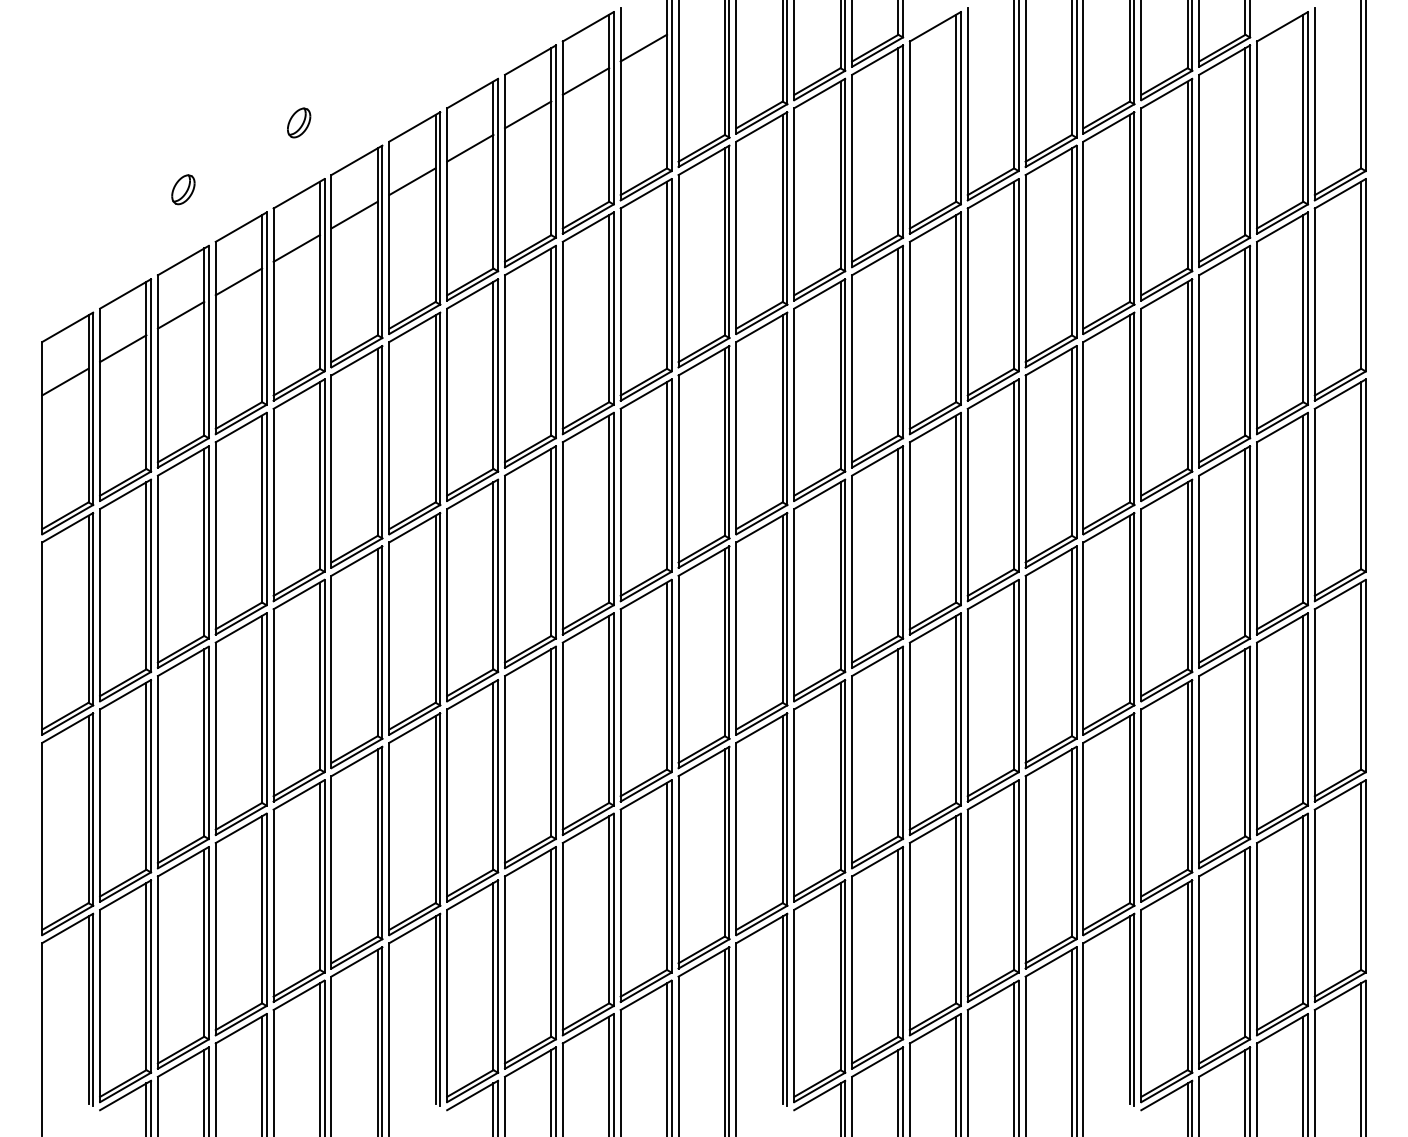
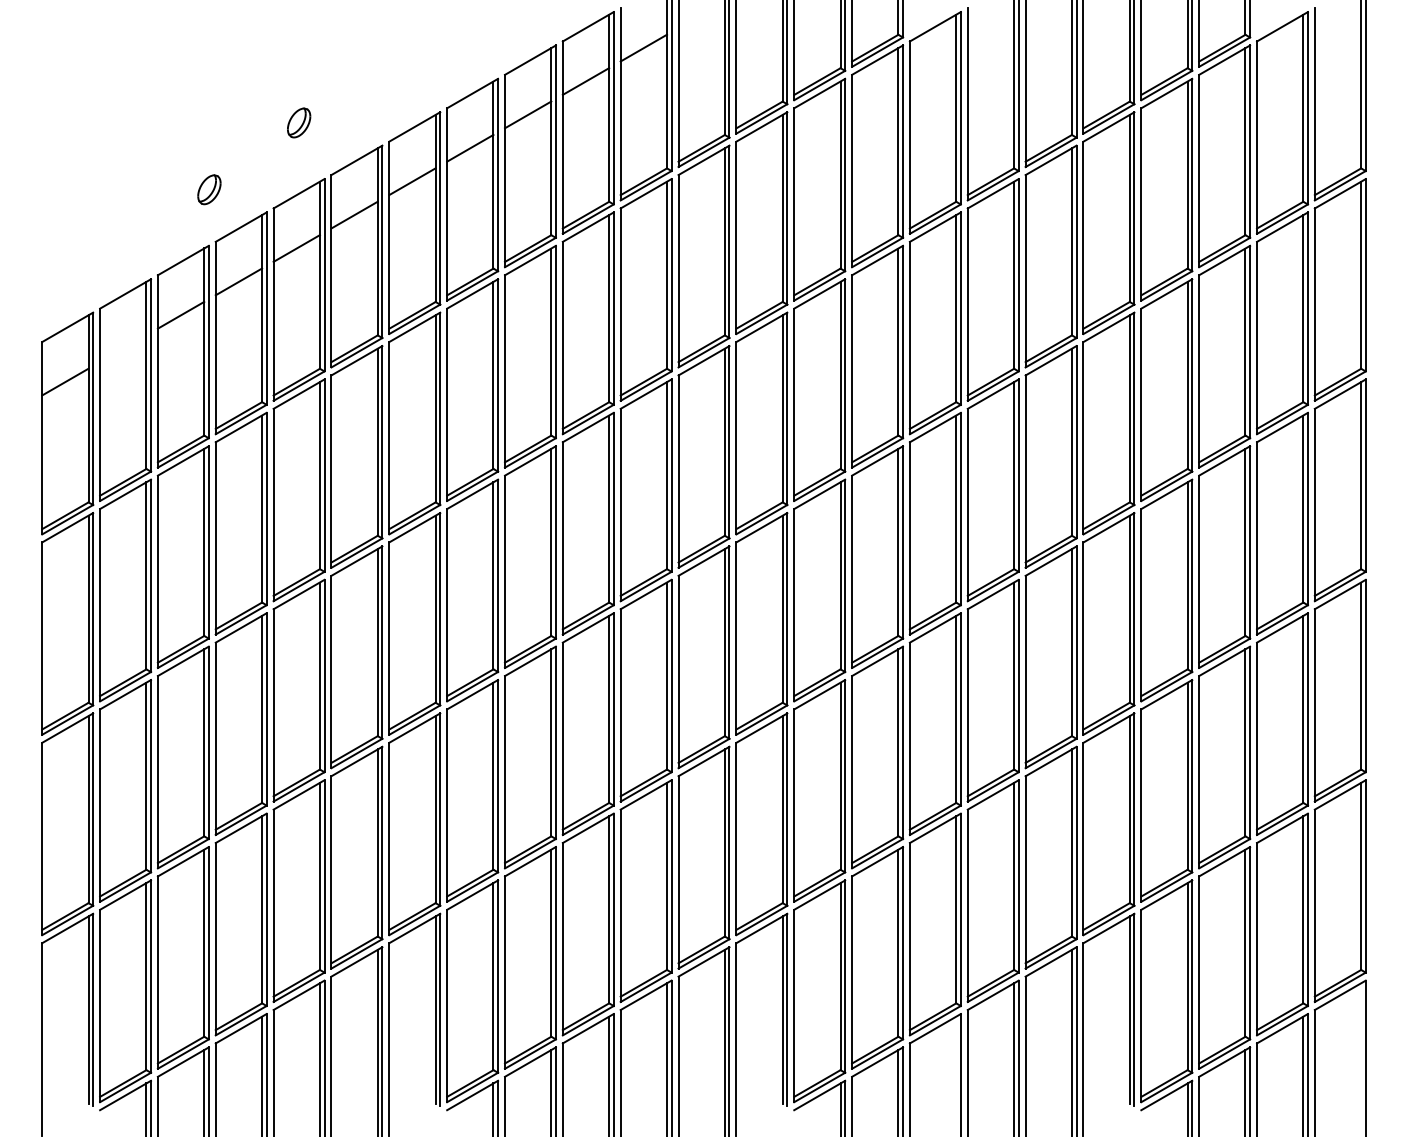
part position: (183, 189) -> (209, 189) (209, 189)
line: present -> none (123, 348)
line: present -> none (1361, 1058)
line: present -> none (956, 1074)
